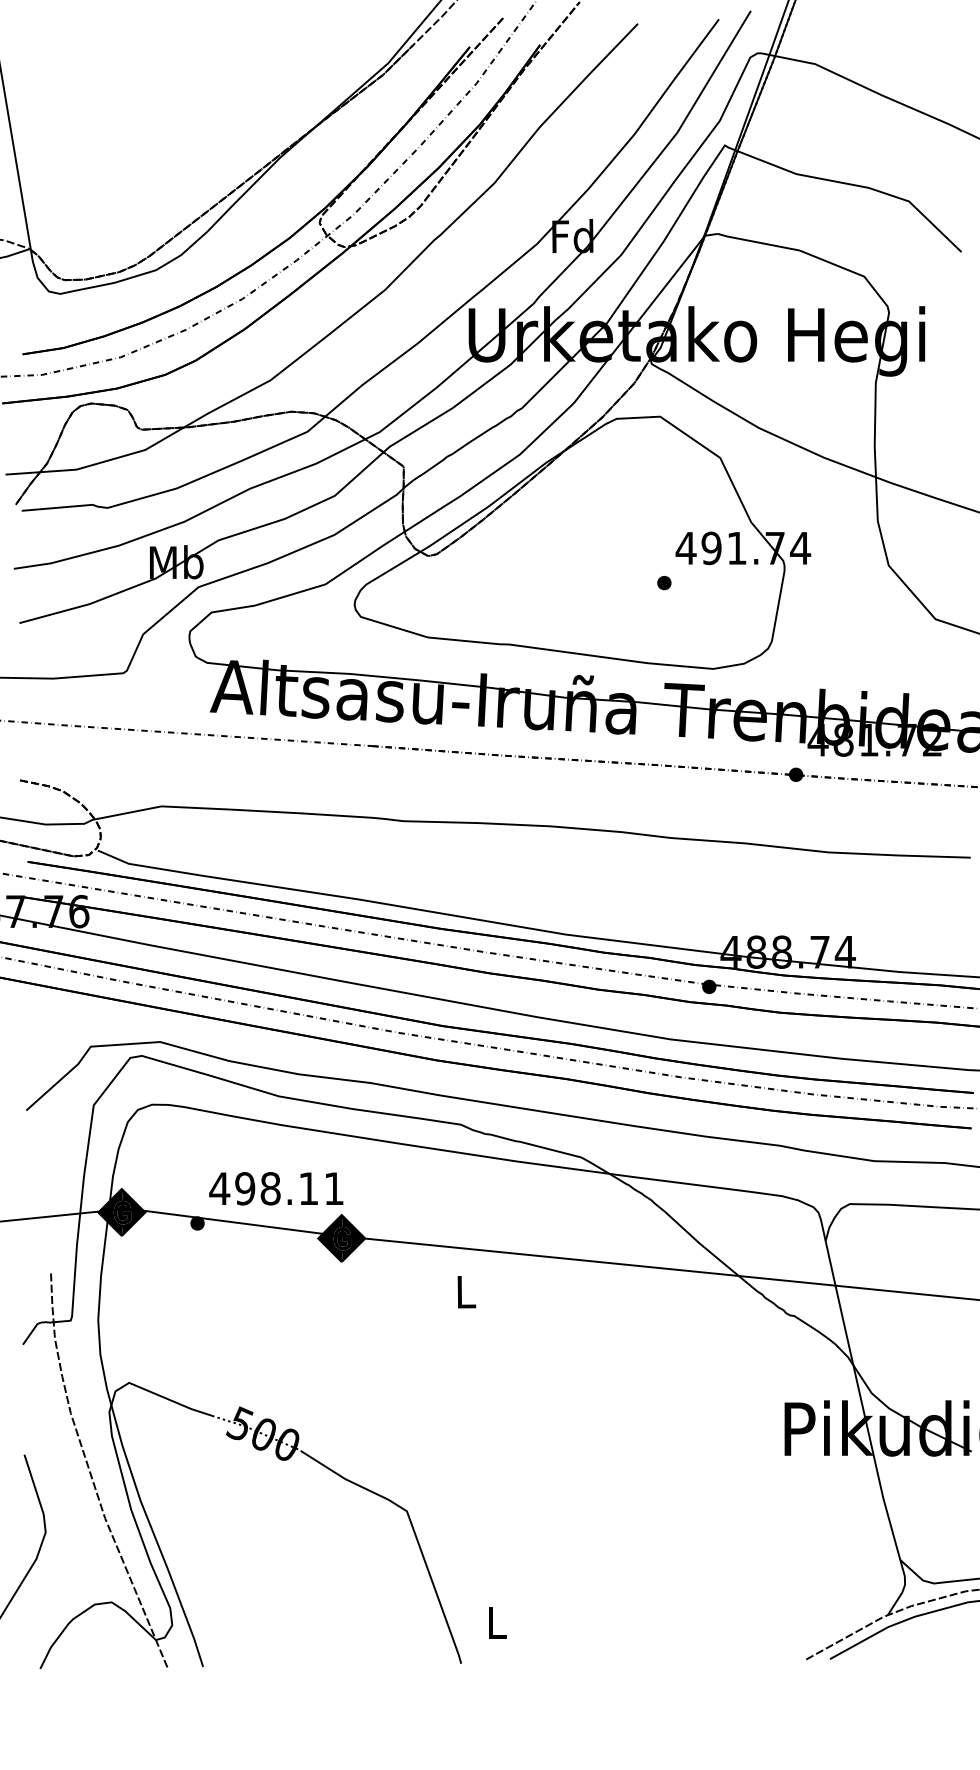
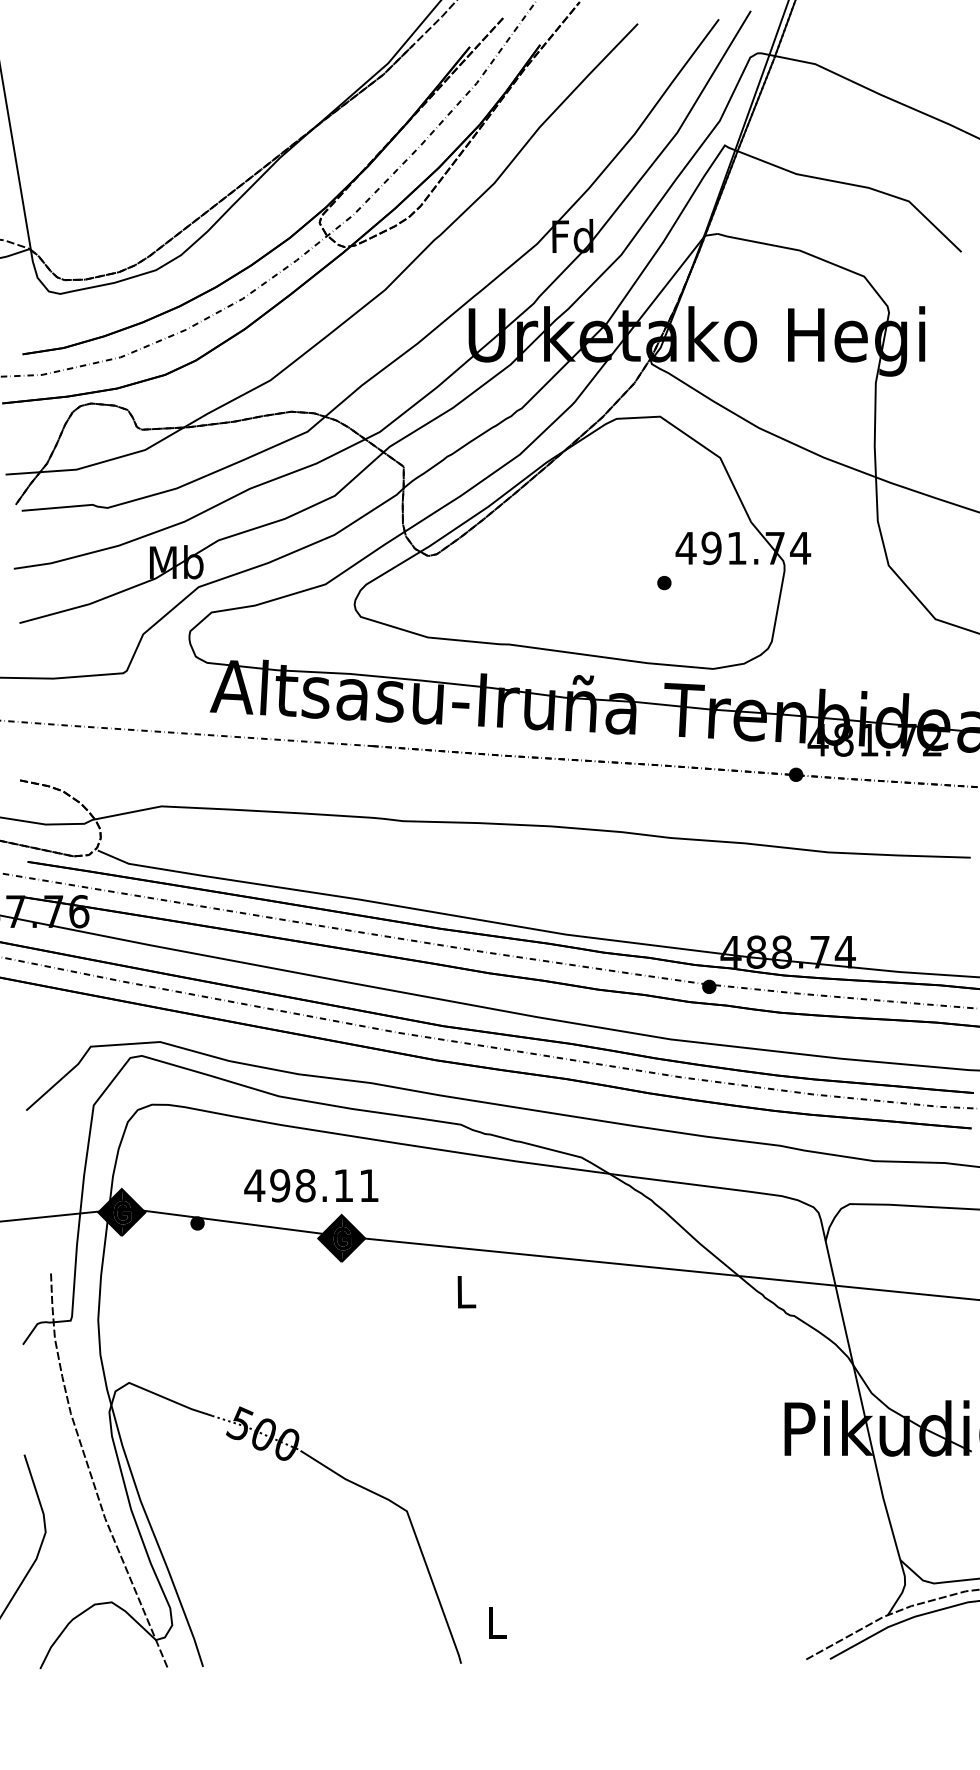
text position: (276, 1188) -> (311, 1185) (311, 1185)
